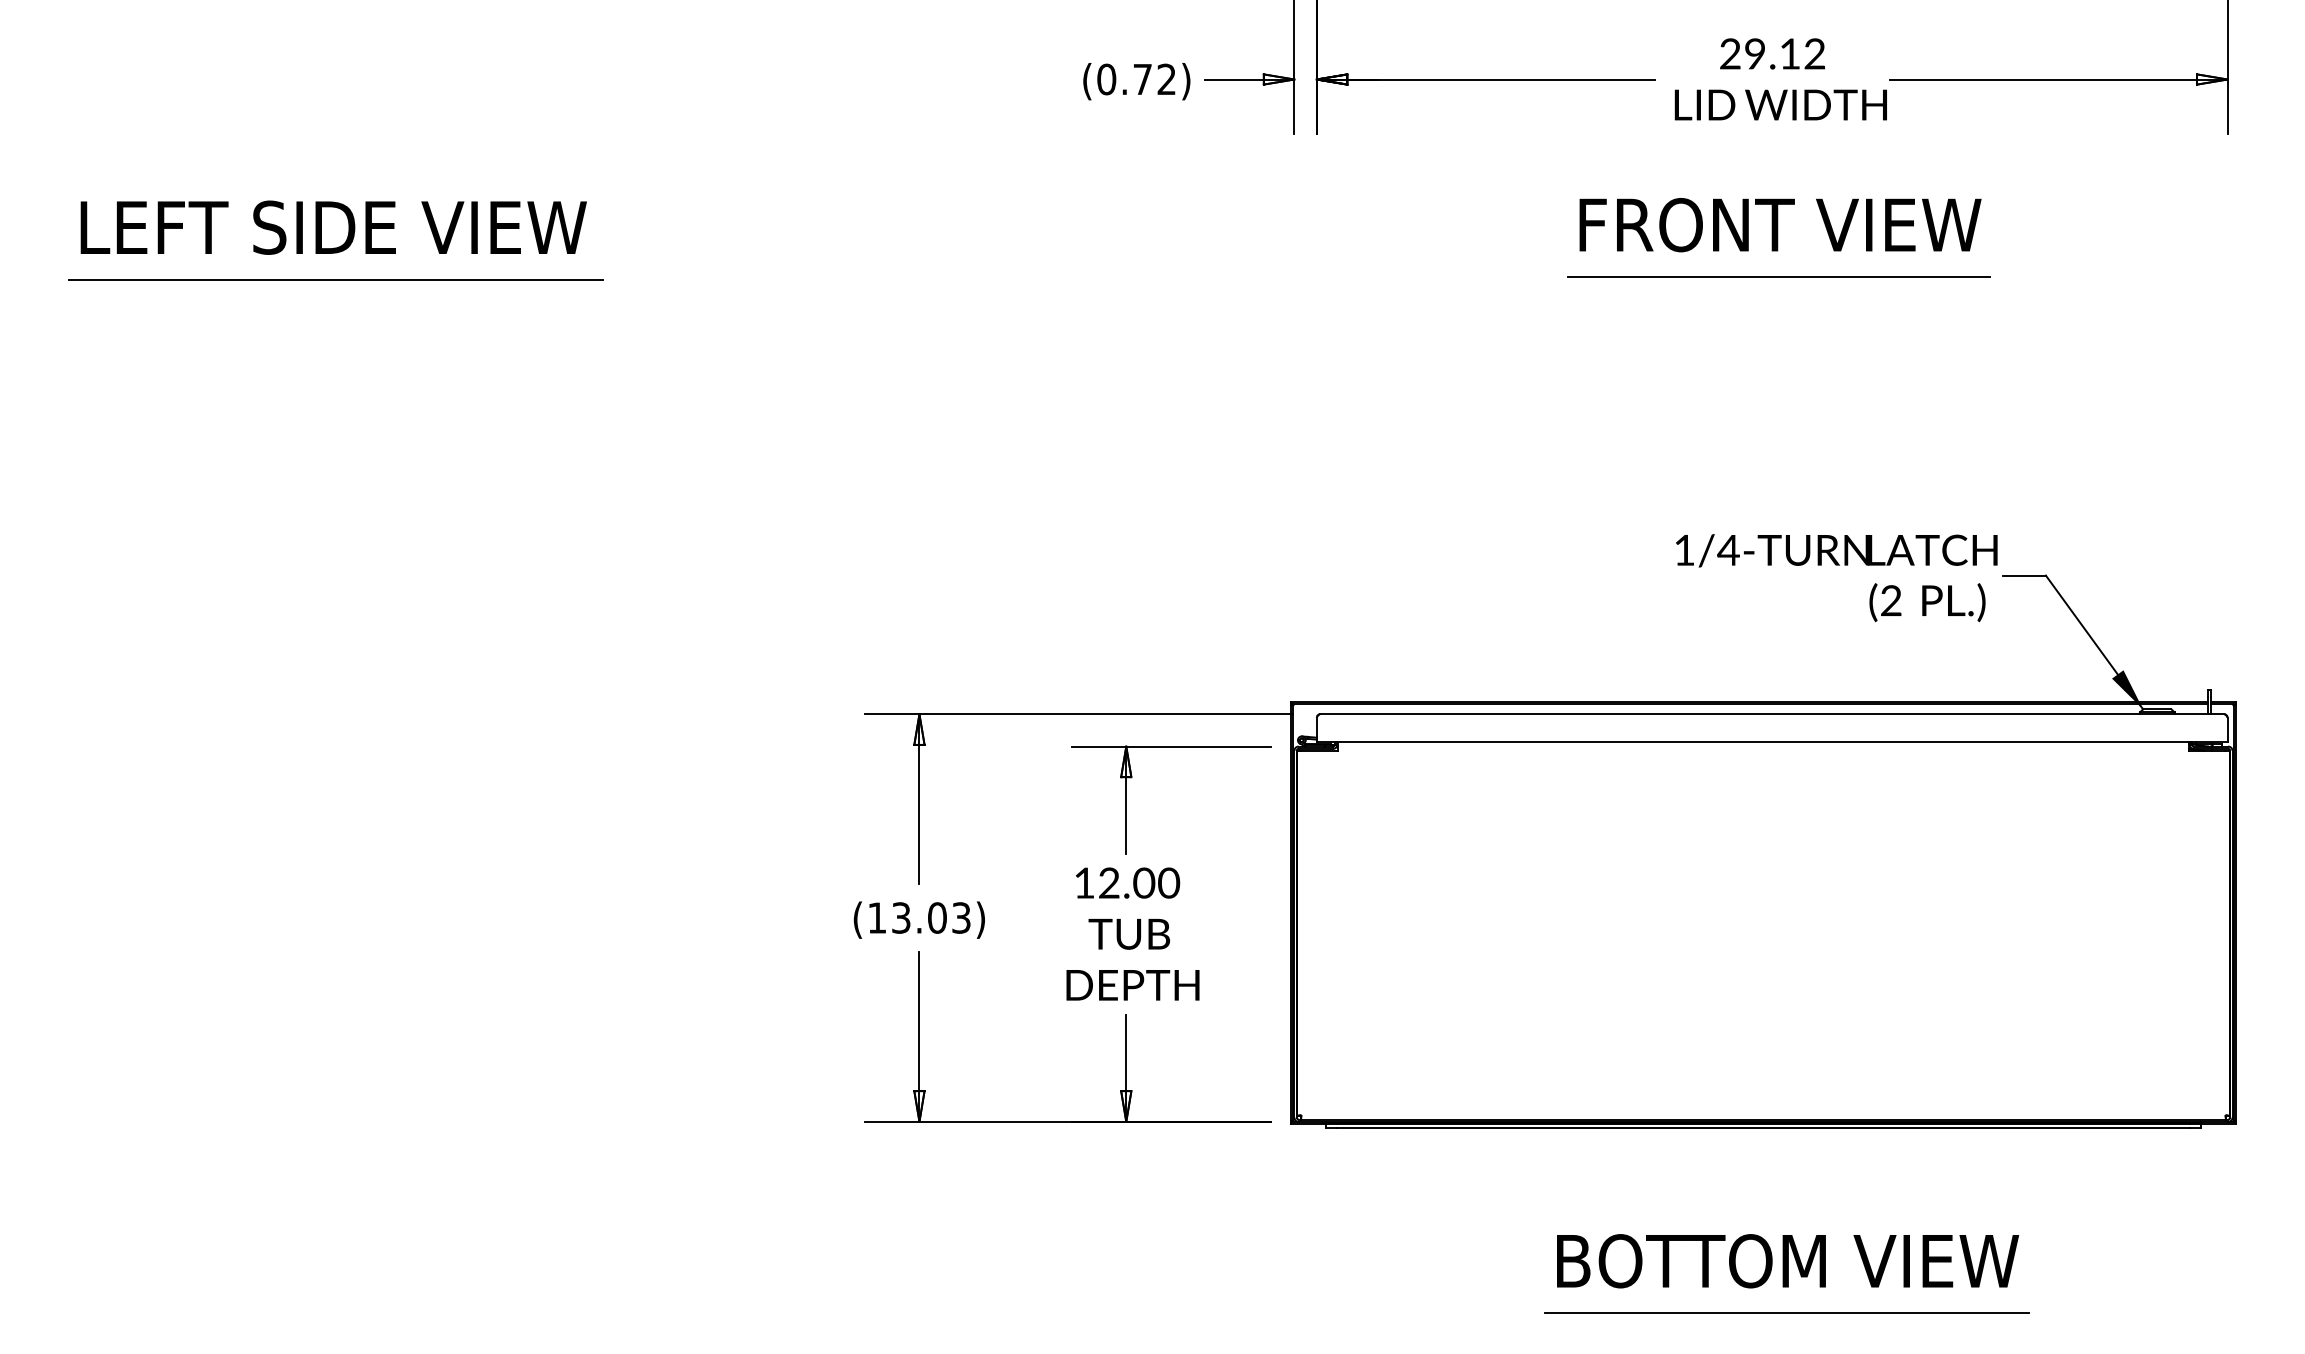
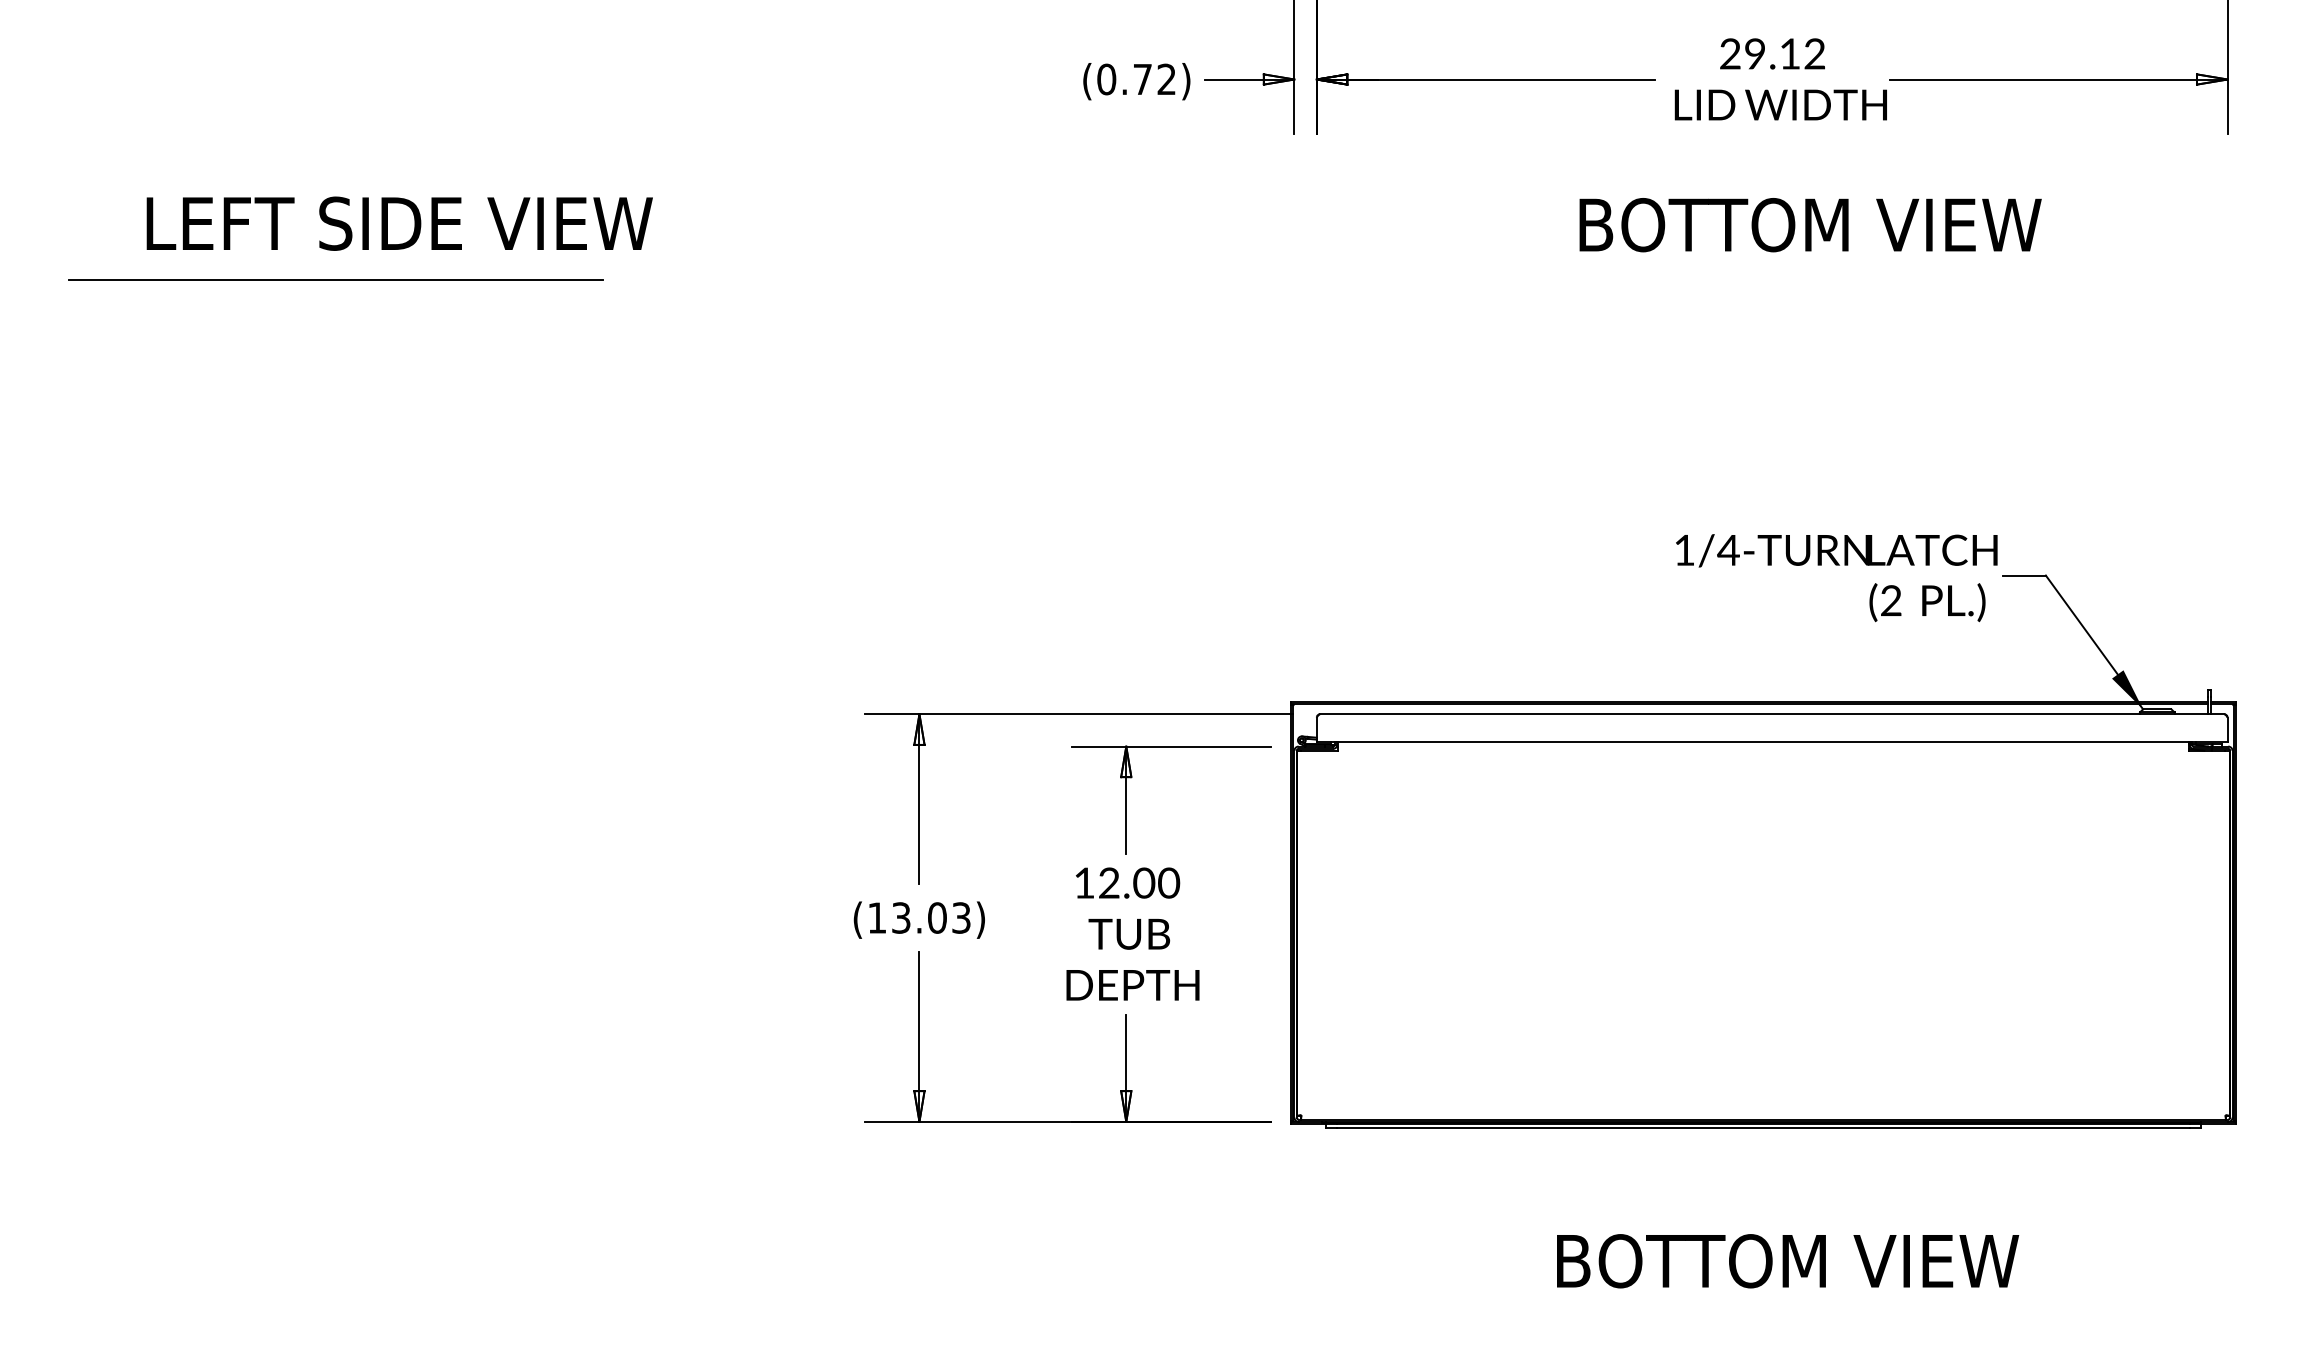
text: FRONT VIEW -> BOTTOM VIEW (1813, 225)
text position: (333, 227) -> (399, 223) (399, 223)
line: present -> none (1779, 277)
line: present -> none (1786, 1313)
